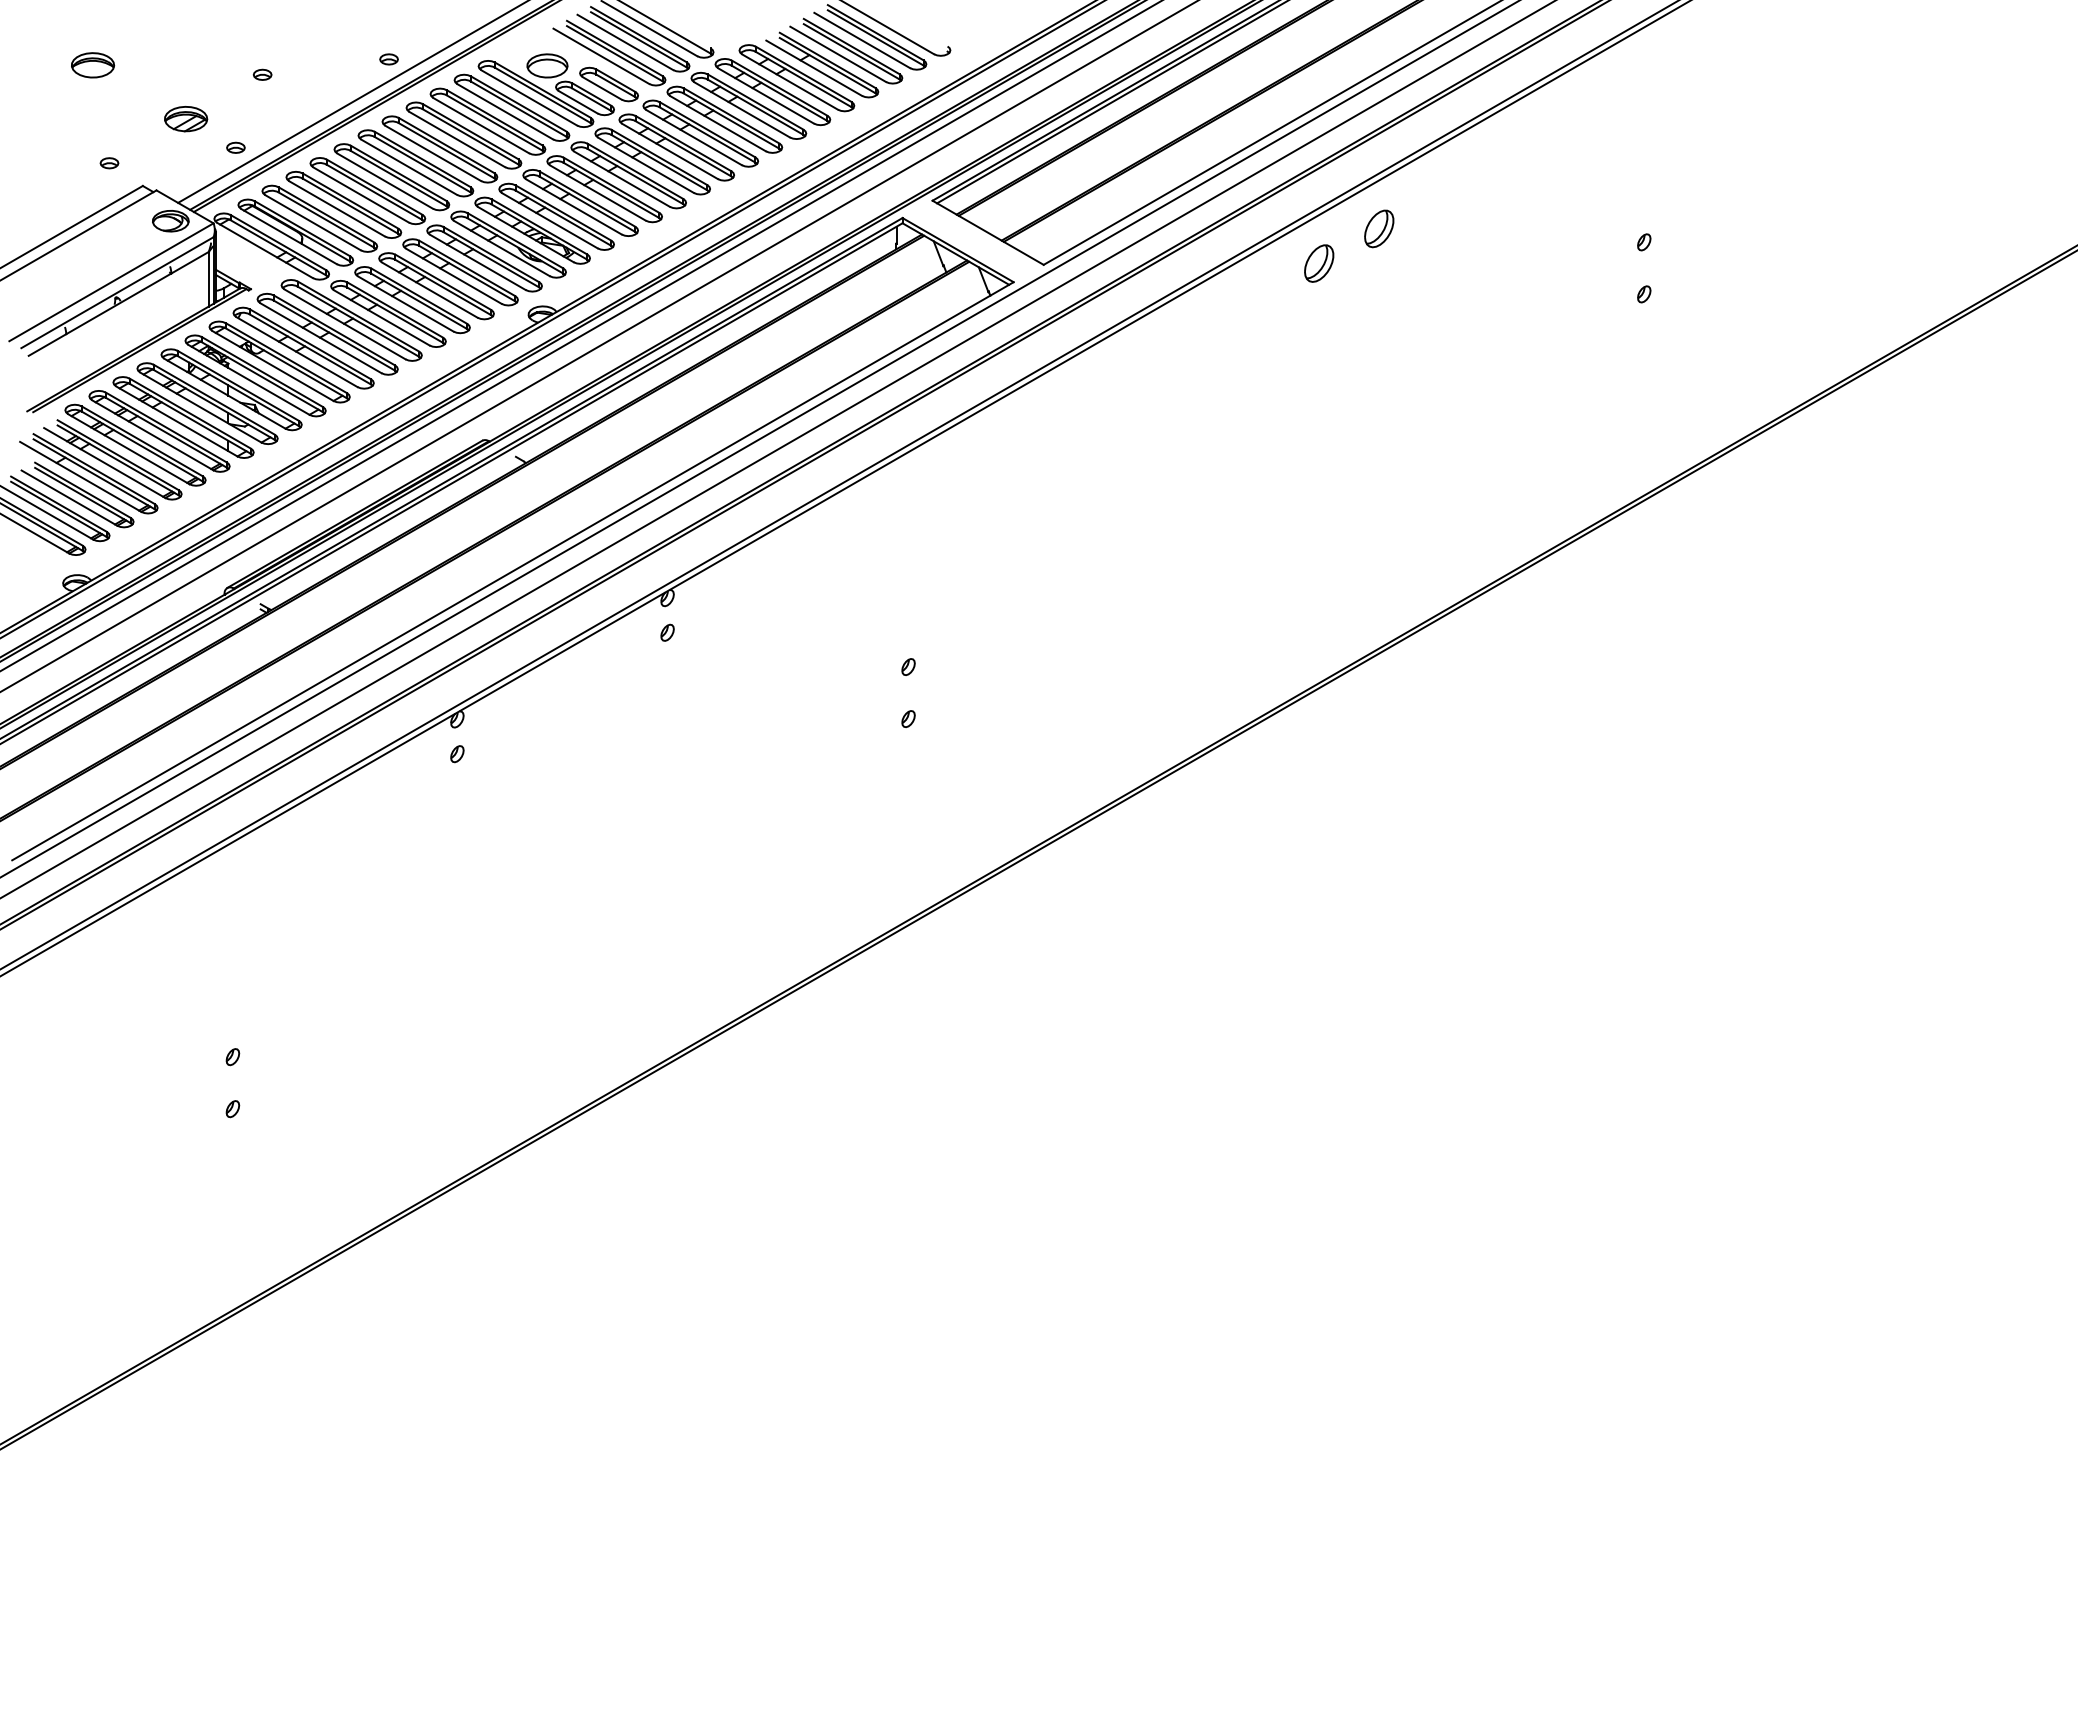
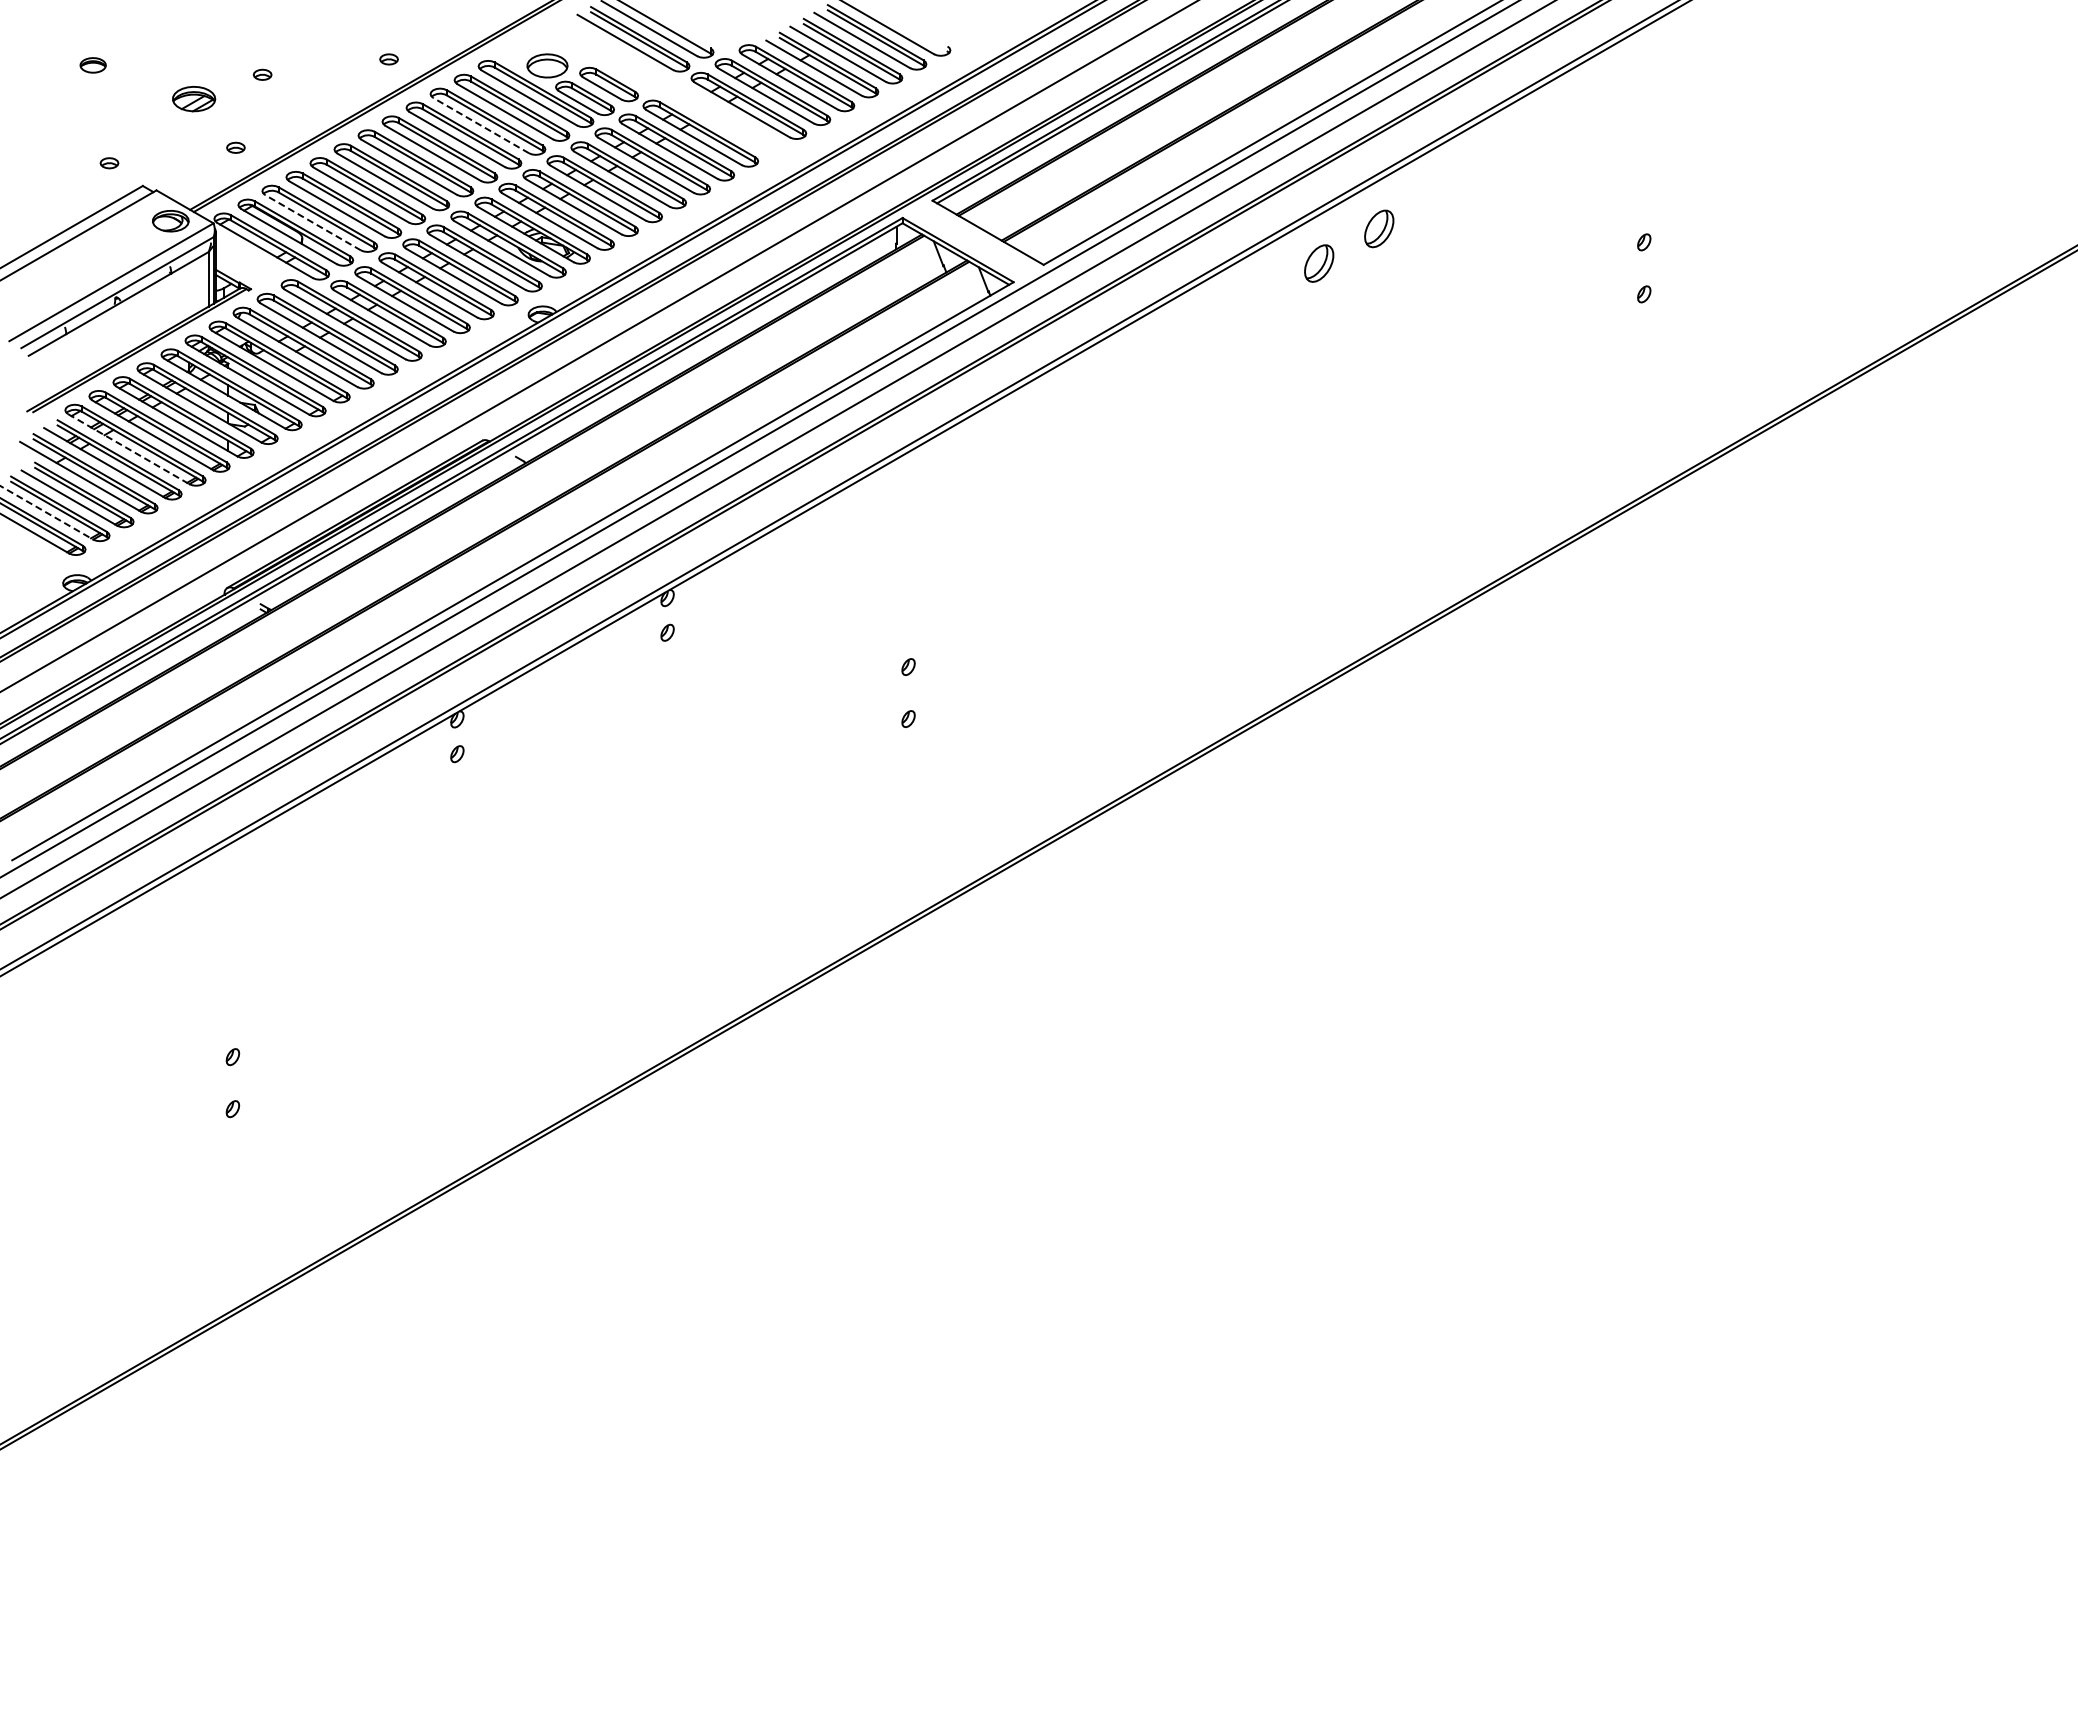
part size: 45x27 px -> 28x17 px (92, 65)
part: present -> none (667, 86)
line: present -> none (351, 102)
part position: (186, 119) -> (194, 99) (194, 99)
line: solid -> dashed (480, 125)
line: solid -> dashed (312, 222)
line: present -> none (580, 336)
line: solid -> dashed (128, 449)
line: solid -> dashed (46, 512)
